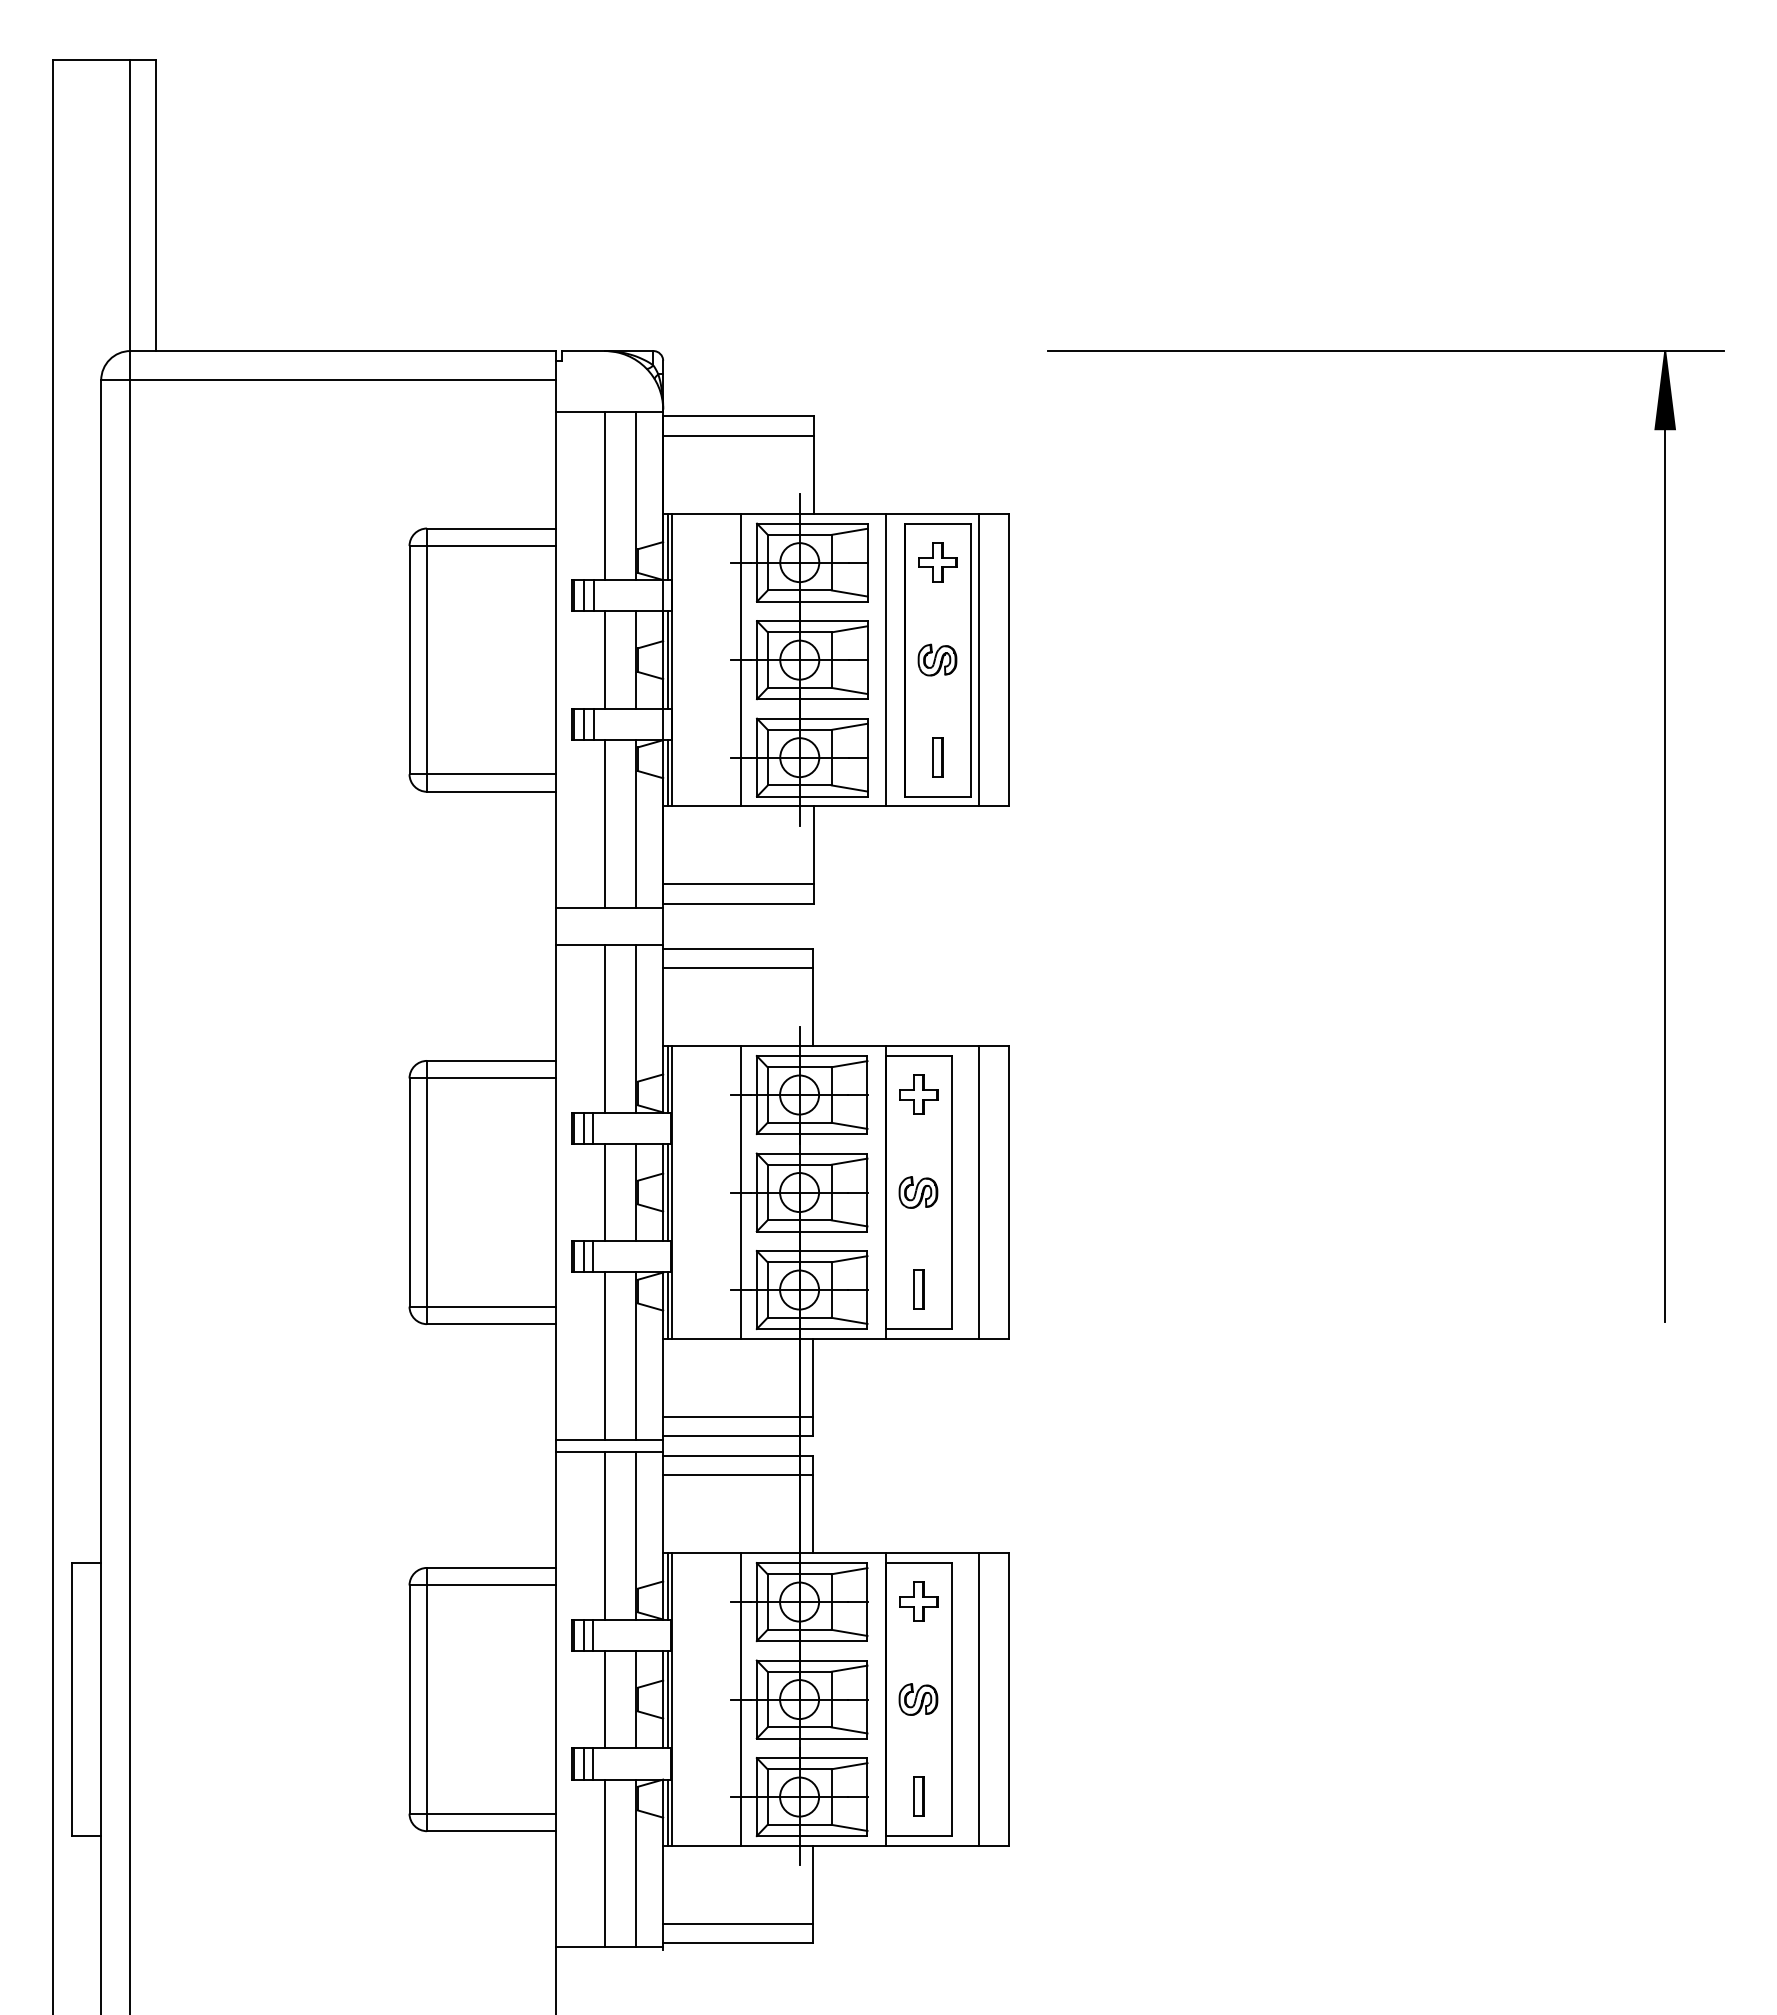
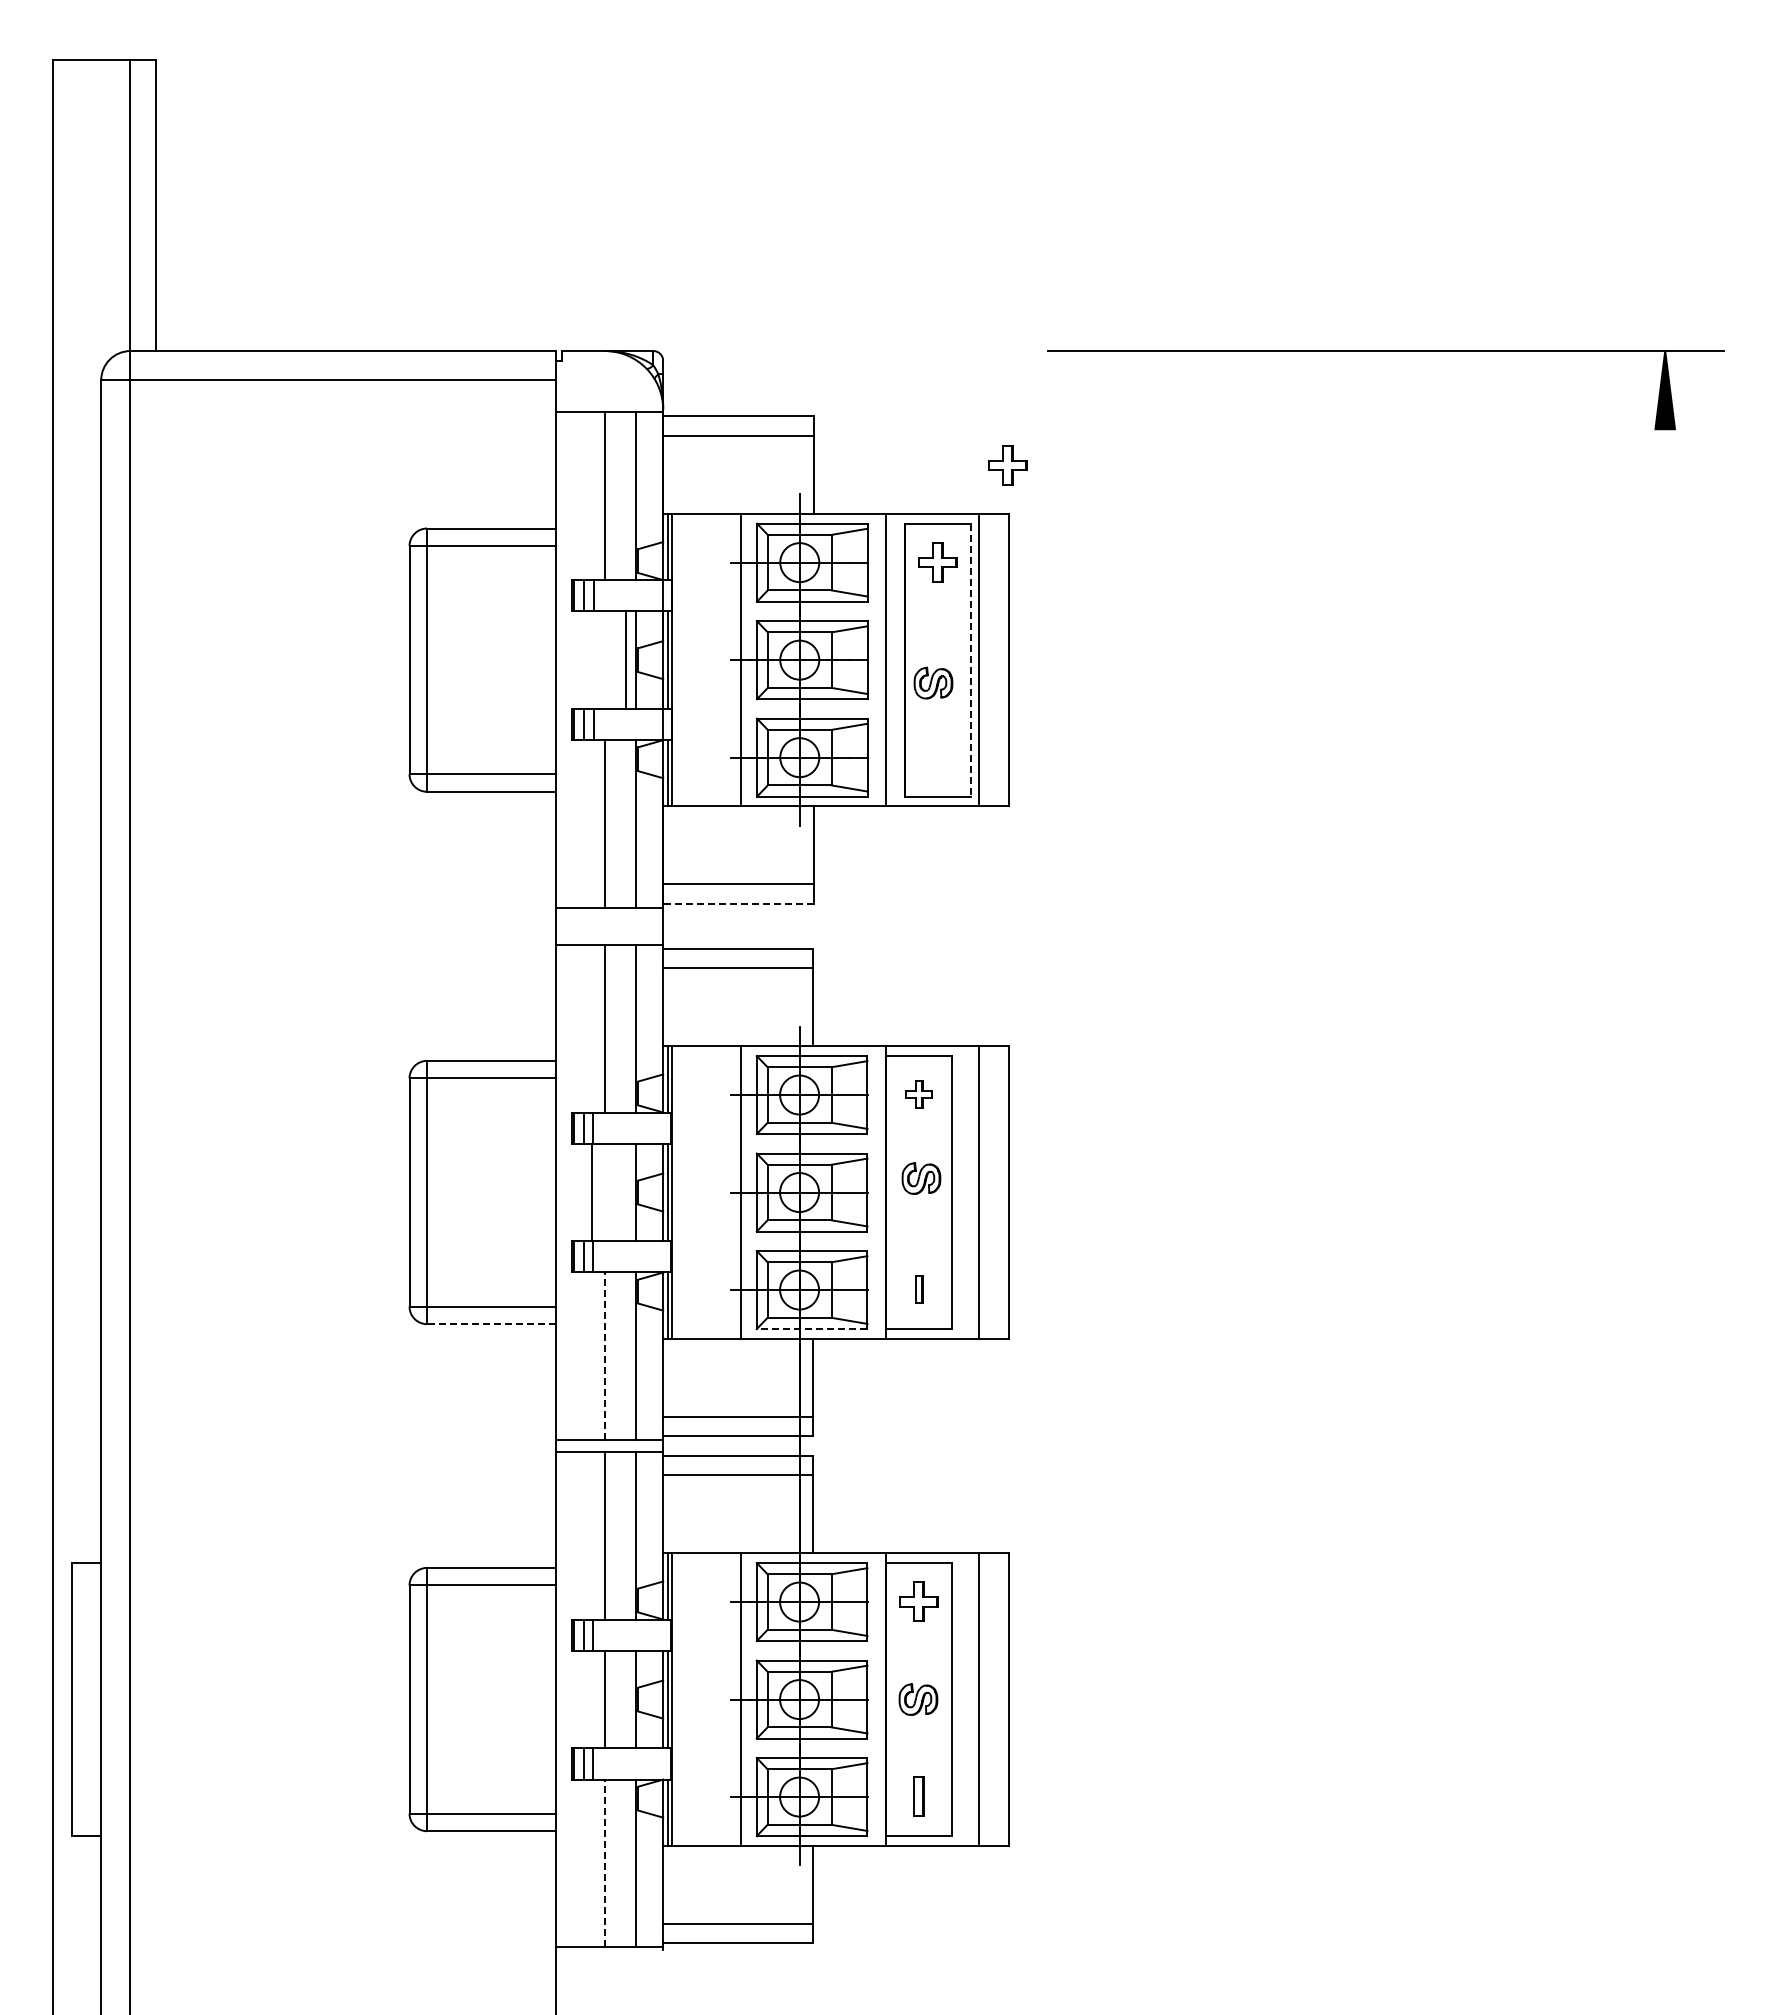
part: none -> present (1007, 465)
line position: (604, 659) -> (625, 659) (625, 659)
part position: (937, 659) -> (933, 682) (933, 682)
line: solid -> dashed (971, 660)
part: present -> none (937, 757)
line: present -> none (1665, 836)
line: solid -> dashed (738, 903)
part size: 40x41 px -> 28x29 px (918, 1094)
line position: (604, 1192) -> (591, 1192) (591, 1192)
part position: (918, 1192) -> (921, 1178) (921, 1178)
part size: 12x41 px -> 9x29 px (919, 1289)
line: solid -> dashed (490, 1324)
line: solid -> dashed (811, 1329)
line: solid -> dashed (604, 1356)
line: solid -> dashed (604, 1863)
